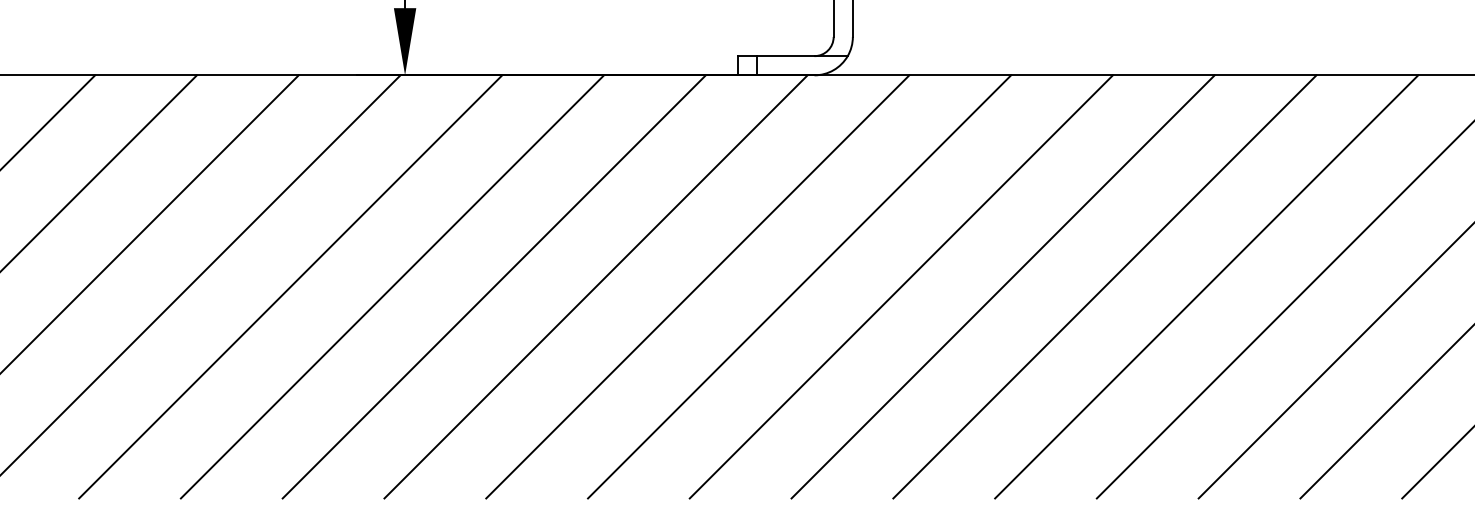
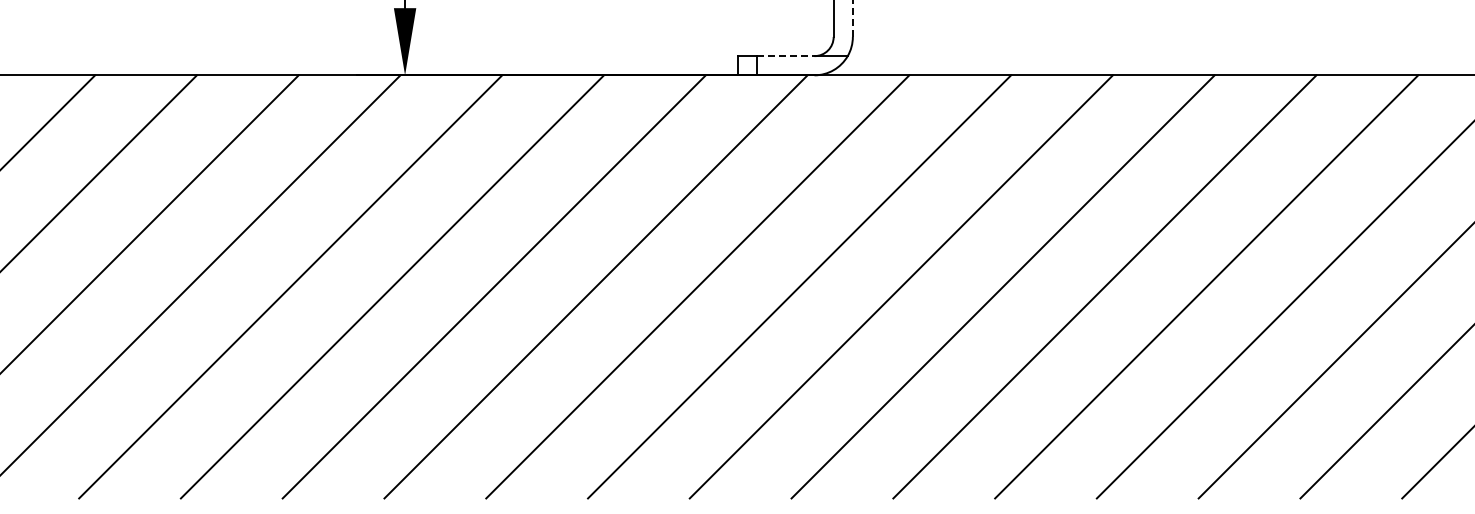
line: solid -> dashed (852, 18)
line: solid -> dashed (785, 56)
